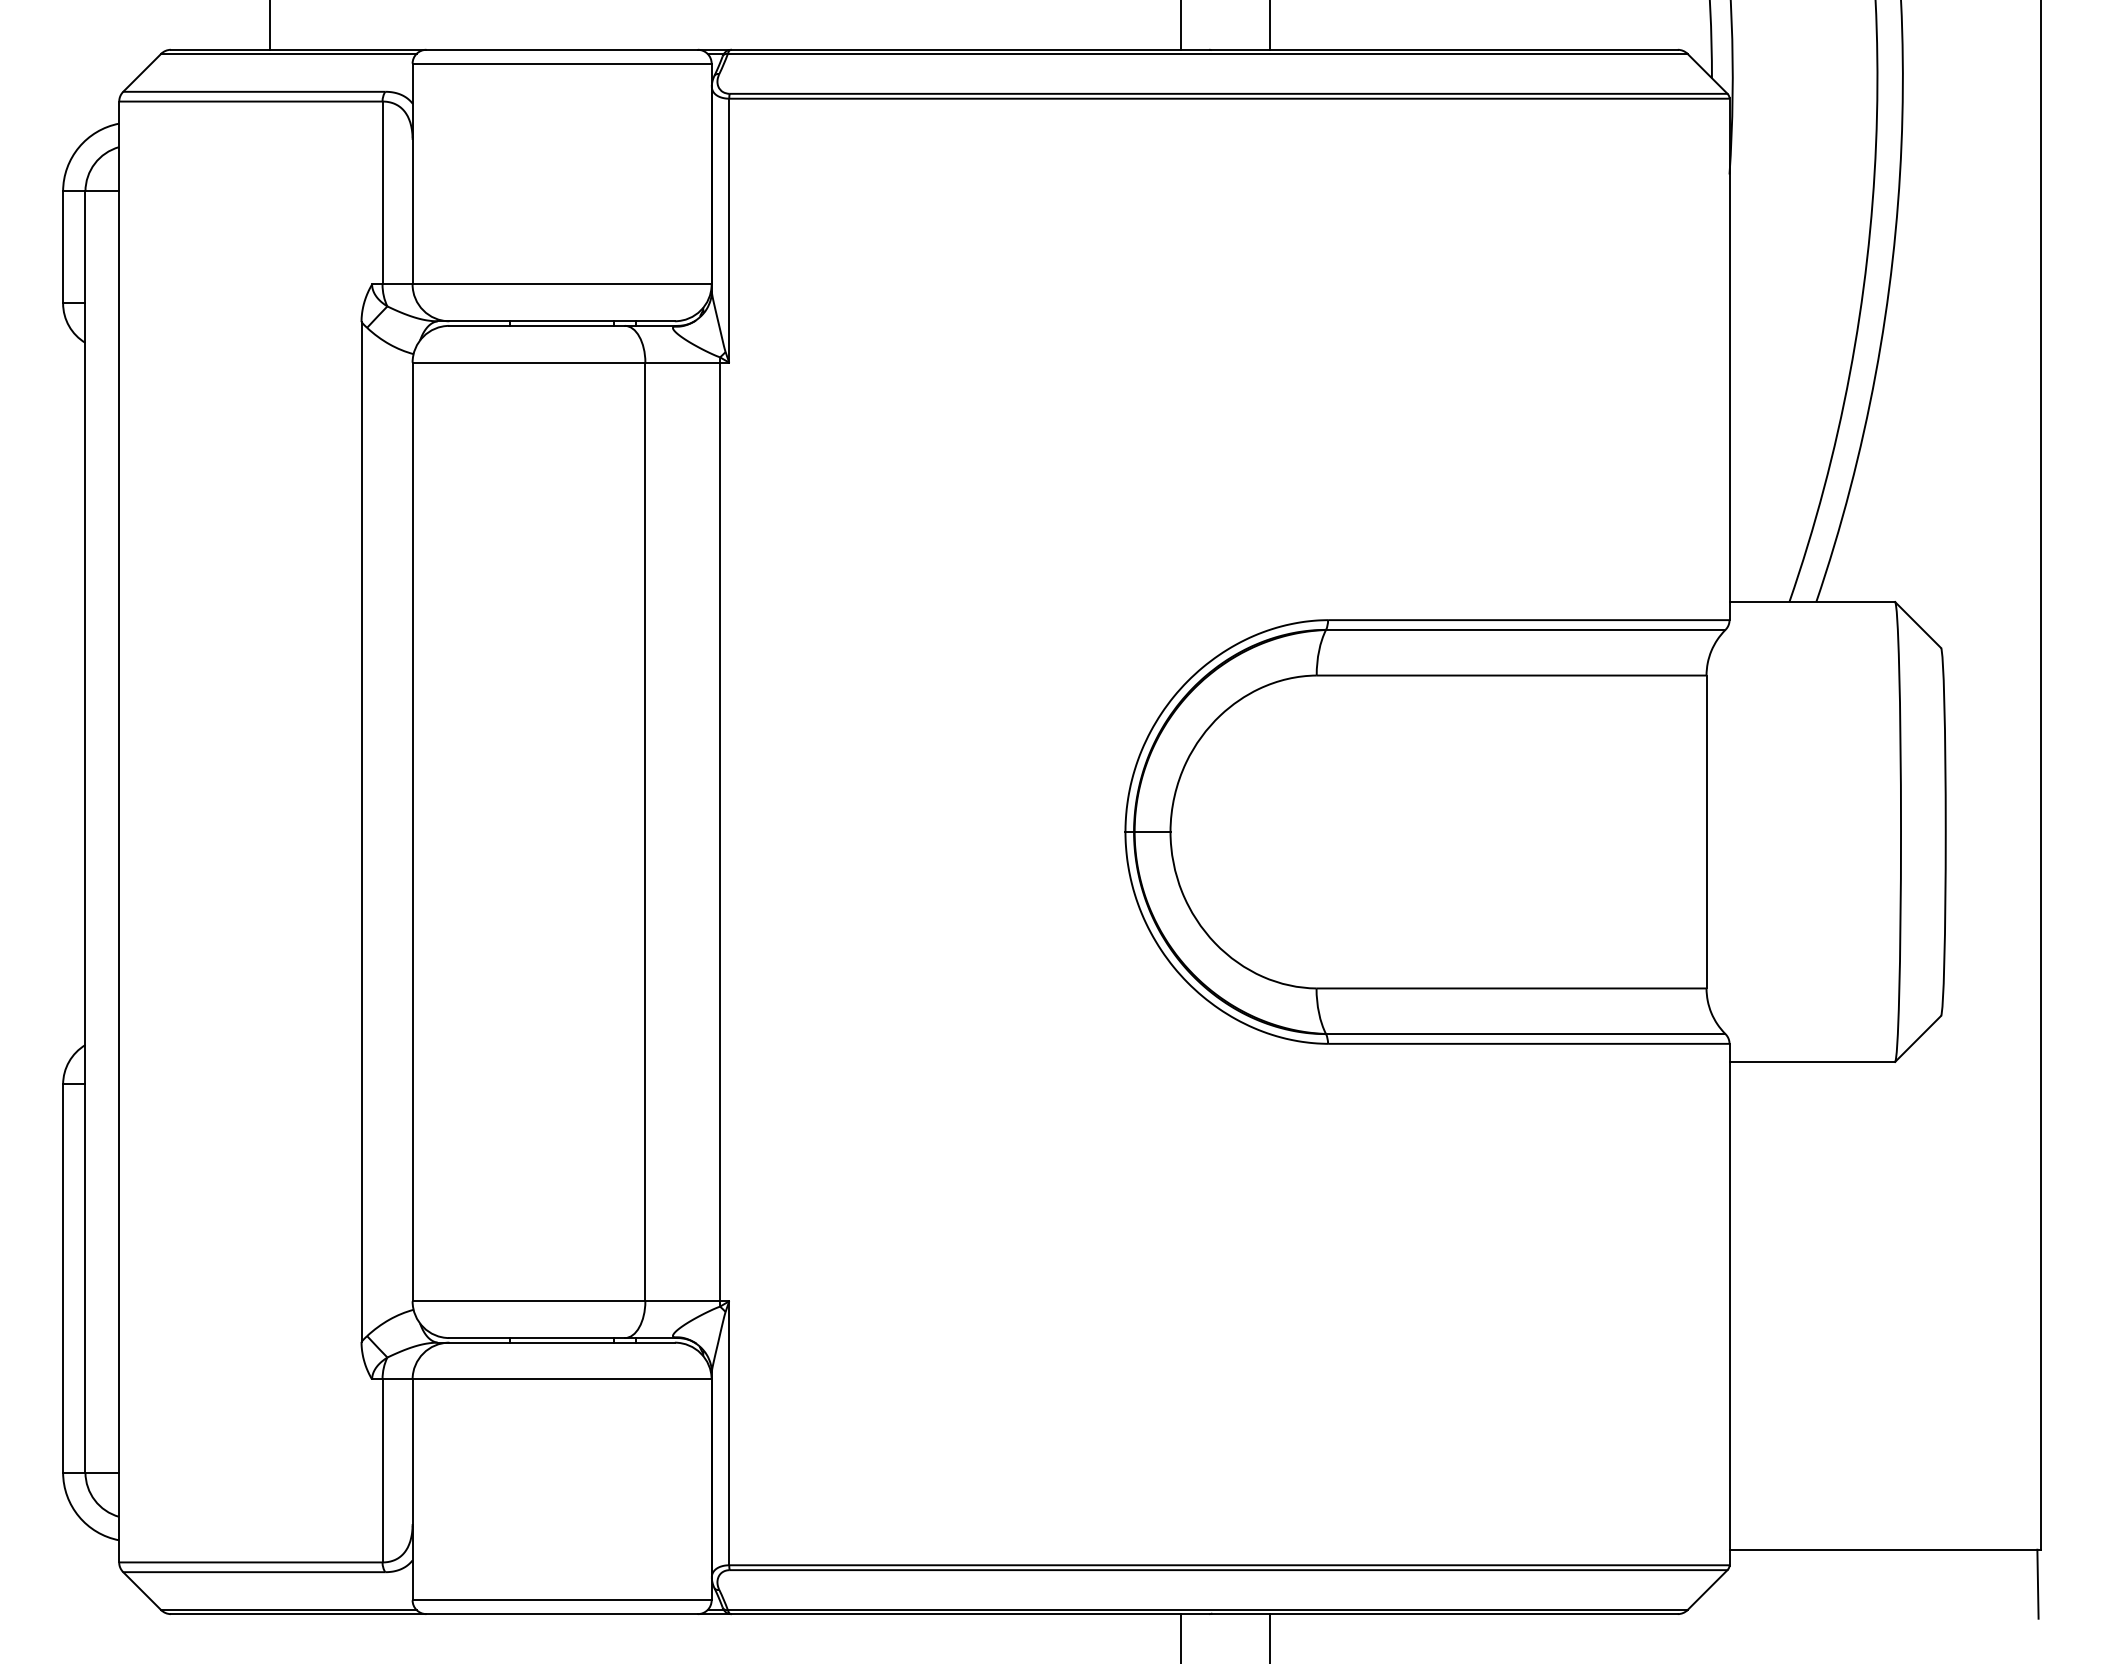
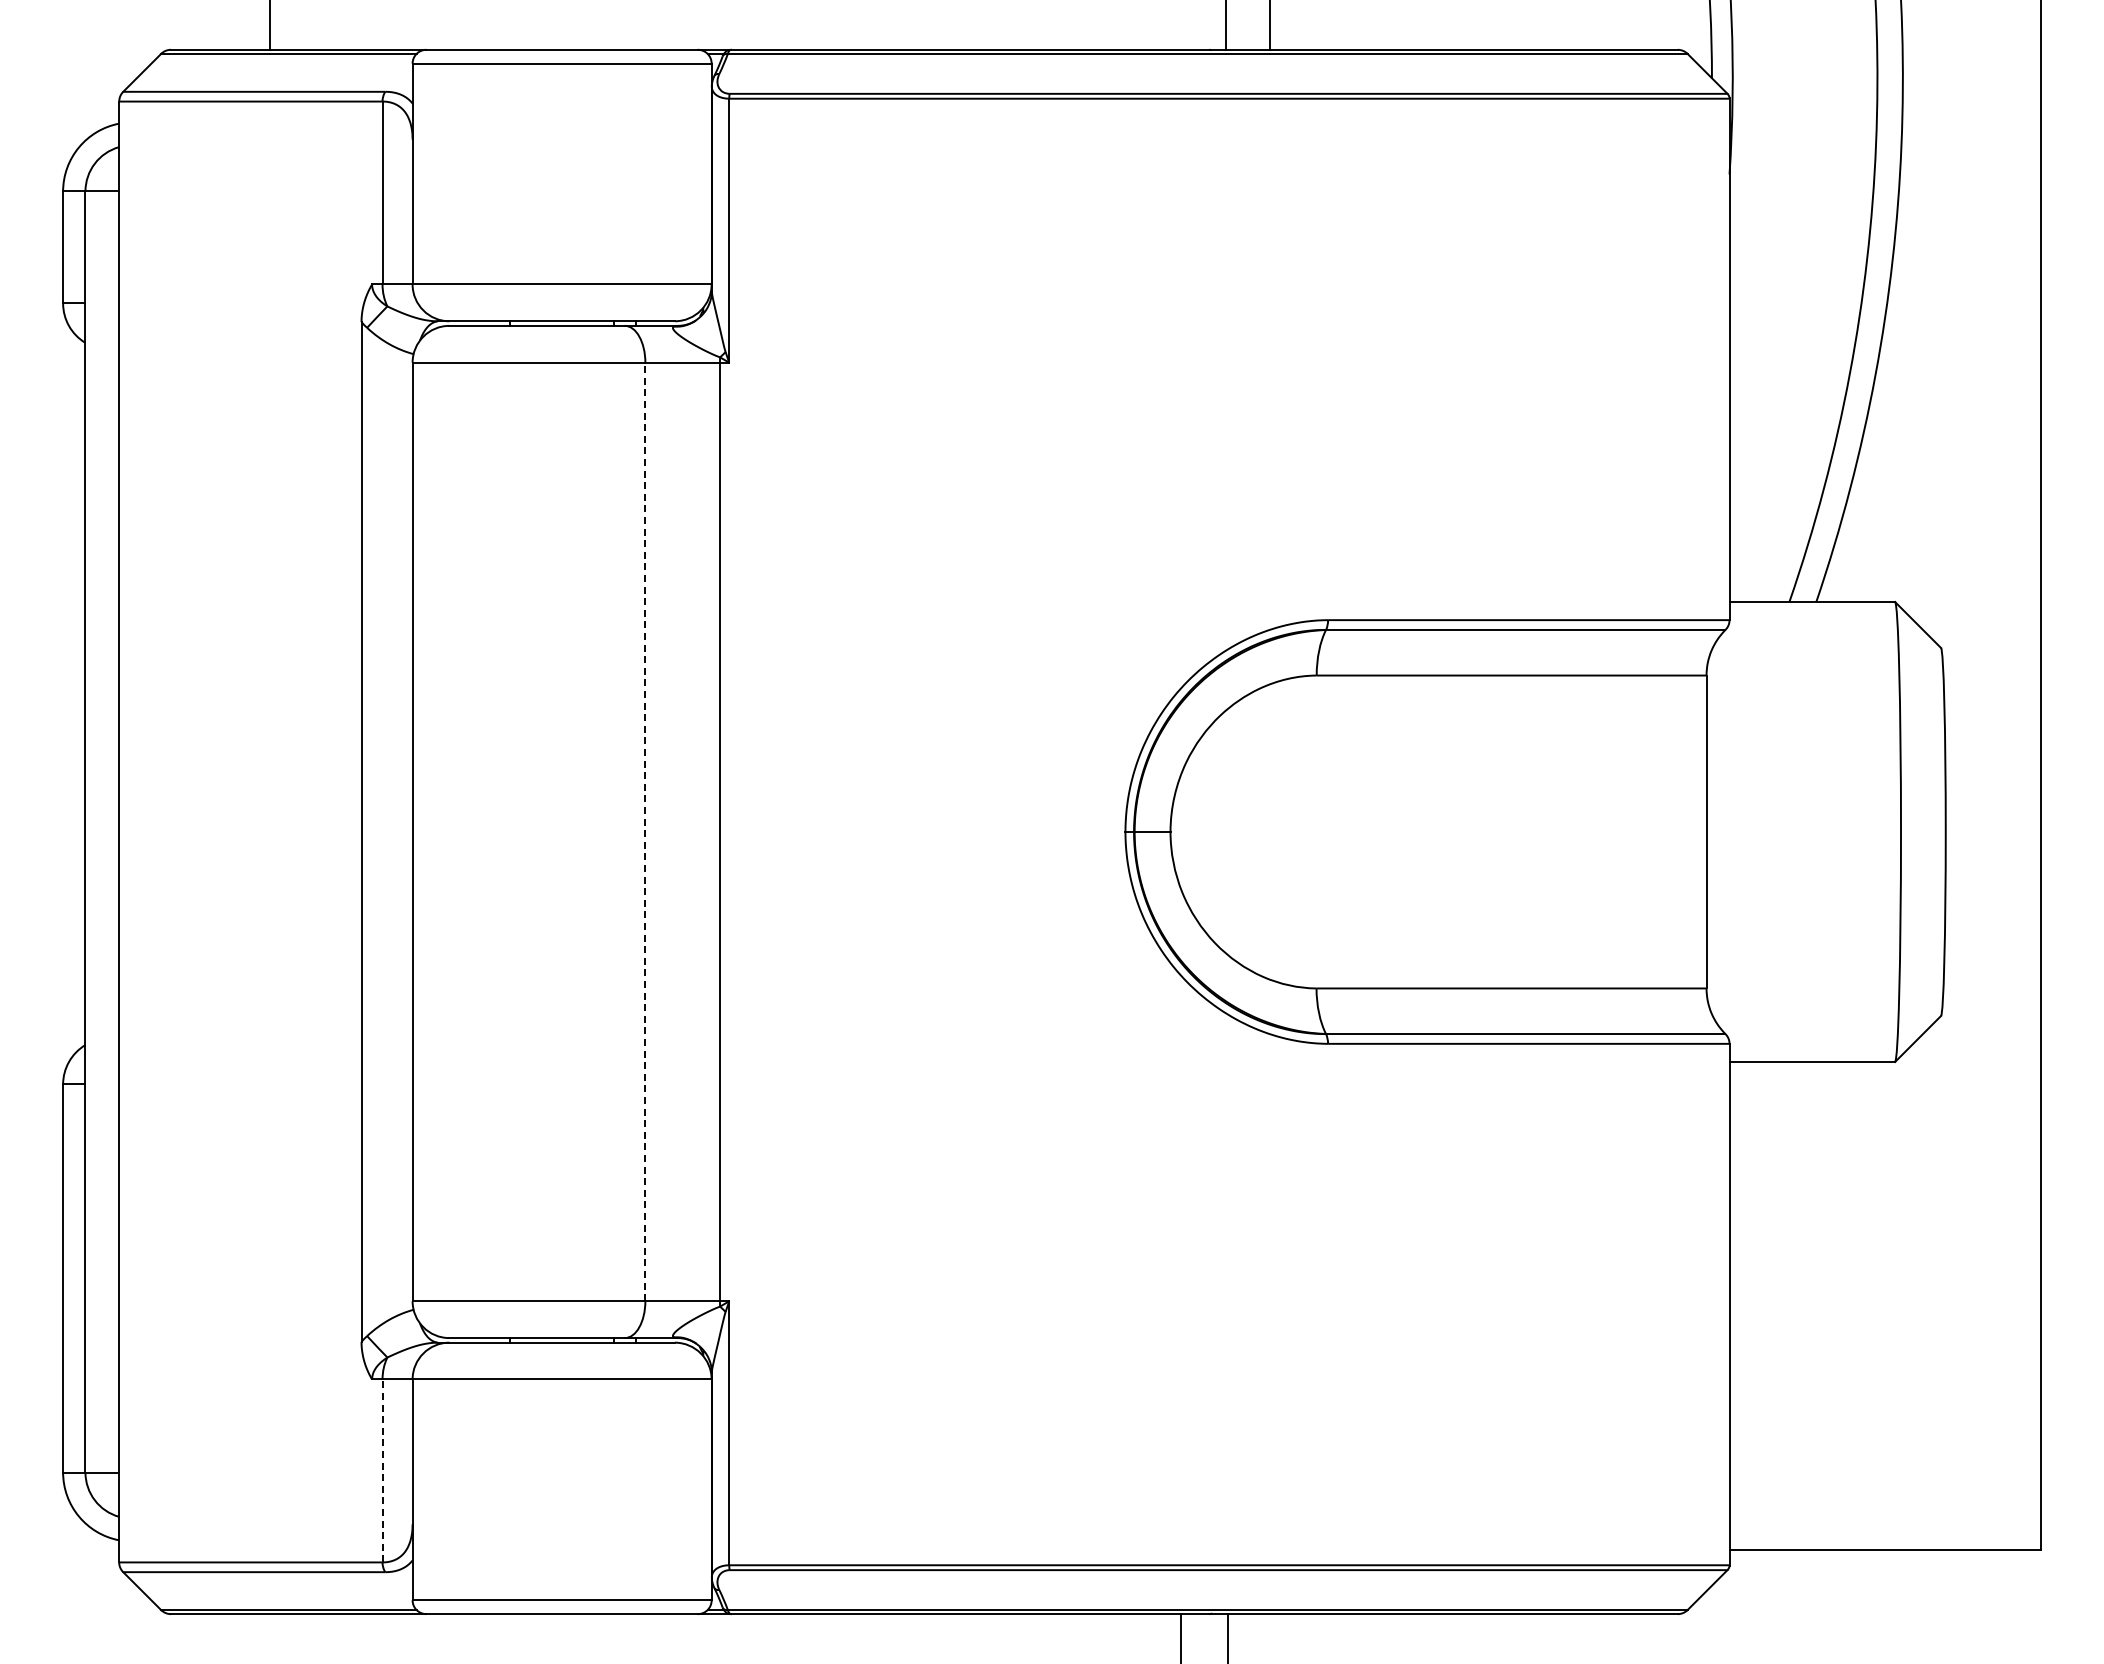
line position: (1180, 25) -> (1225, 25) (1225, 25)
line: solid -> dashed (645, 831)
line: solid -> dashed (382, 1470)
line: present -> none (2037, 1583)
line position: (1270, 1637) -> (1228, 1637) (1228, 1637)
